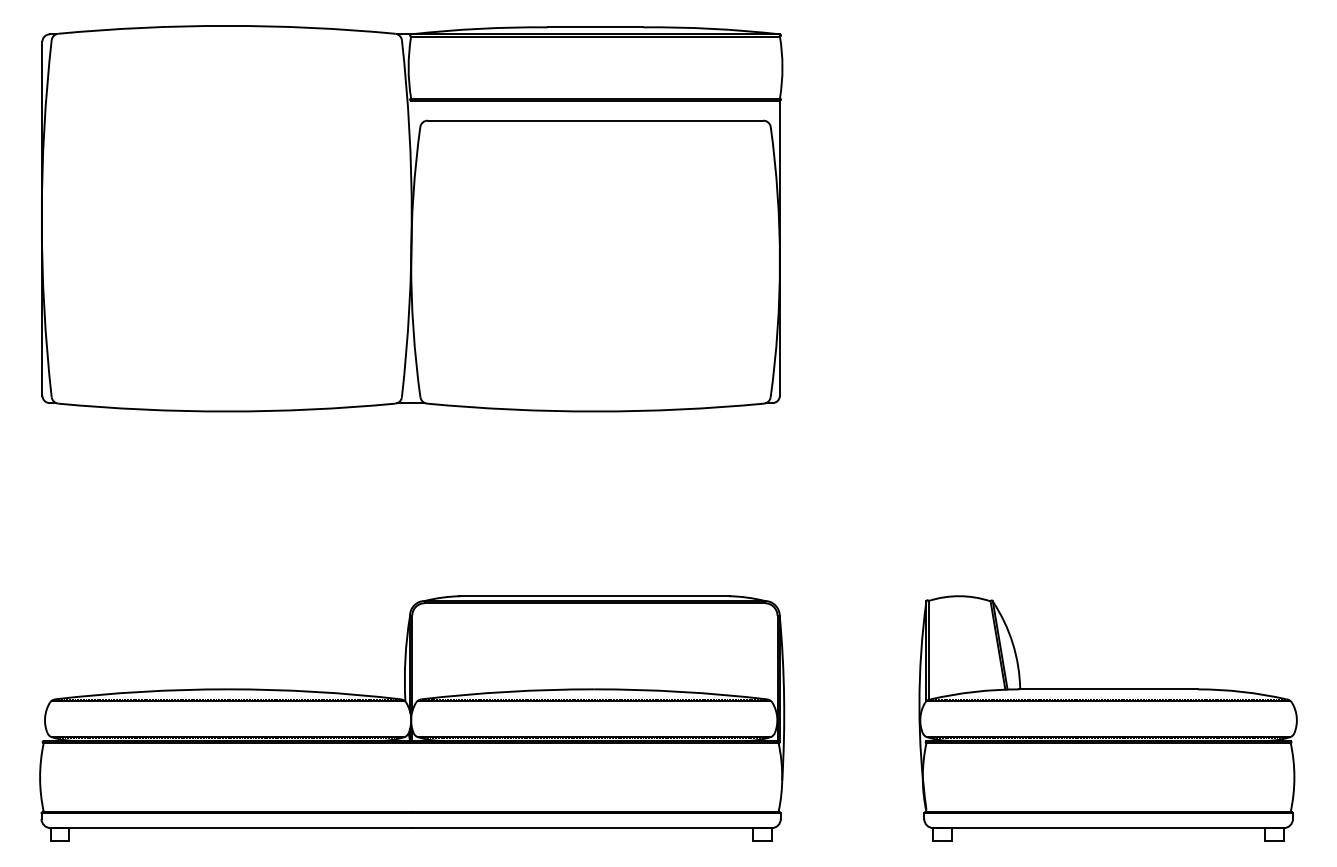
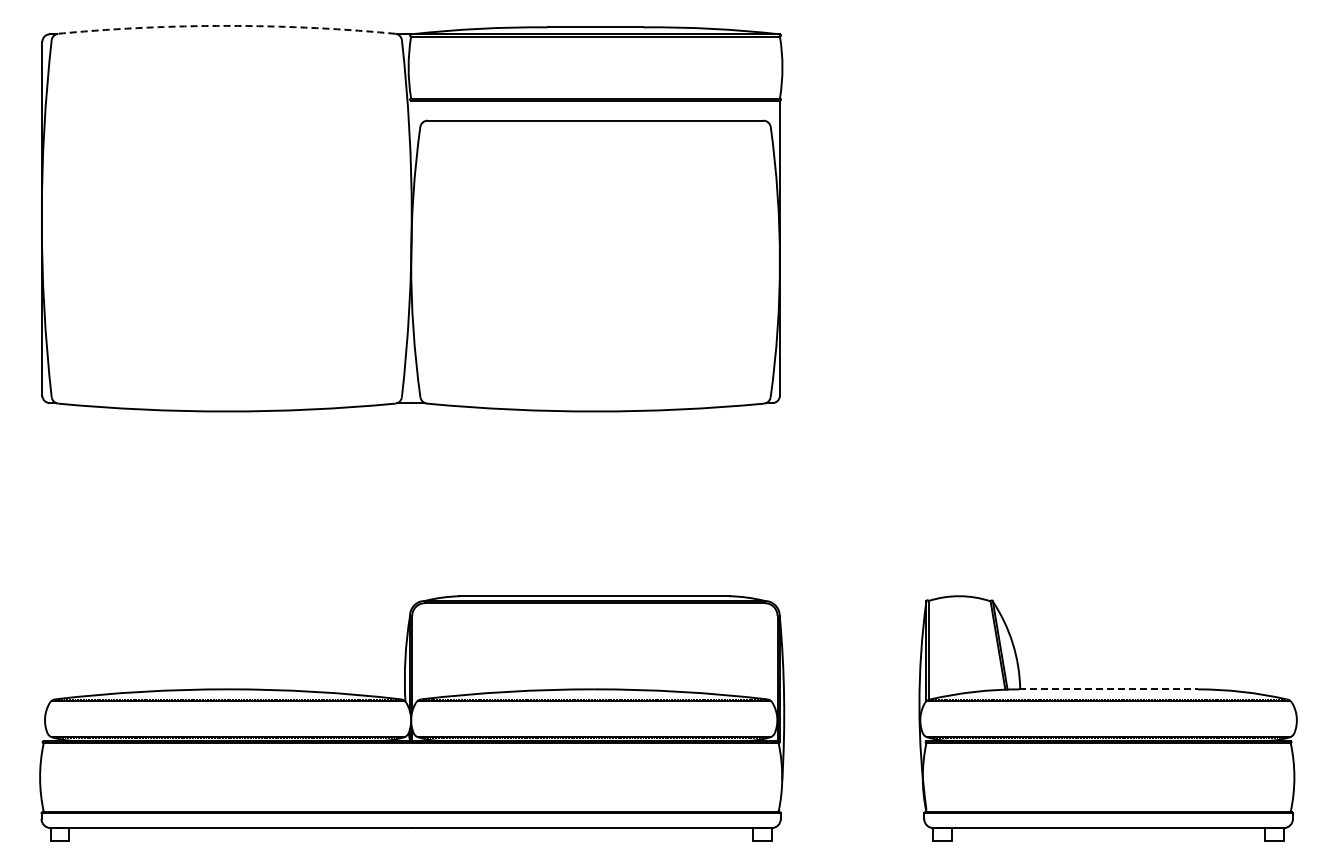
arc: solid -> dashed (226, 25)
line: solid -> dashed (1109, 689)
